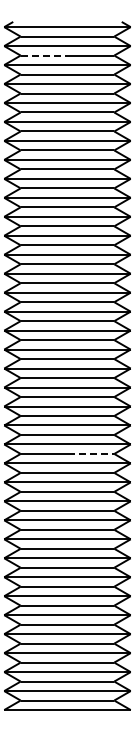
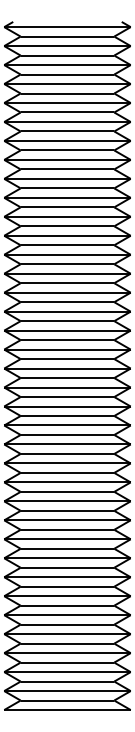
line: dashed -> solid (44, 55)
line: dashed -> solid (91, 453)
